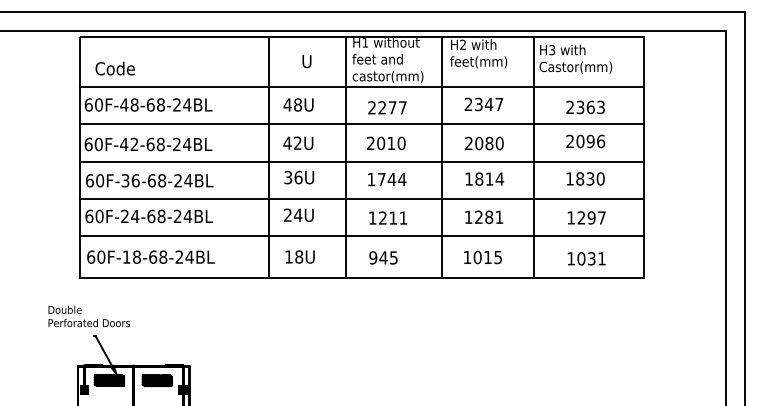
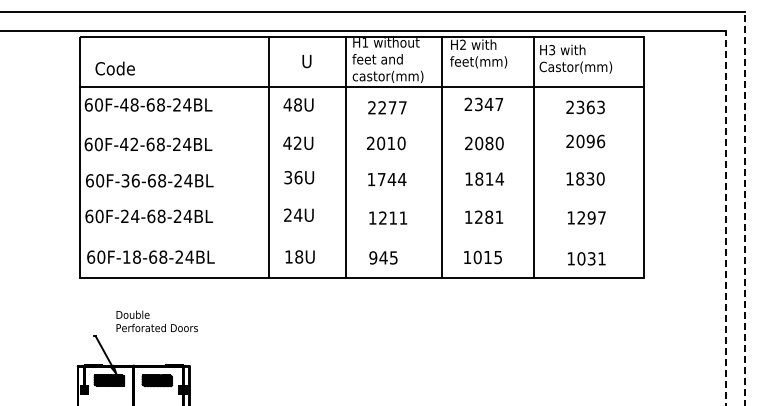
line: present -> none (361, 124)
line: present -> none (361, 161)
line: present -> none (361, 199)
line: solid -> dashed (744, 208)
line: solid -> dashed (726, 217)
line: present -> none (361, 236)
text position: (88, 316) -> (156, 321) (156, 321)
